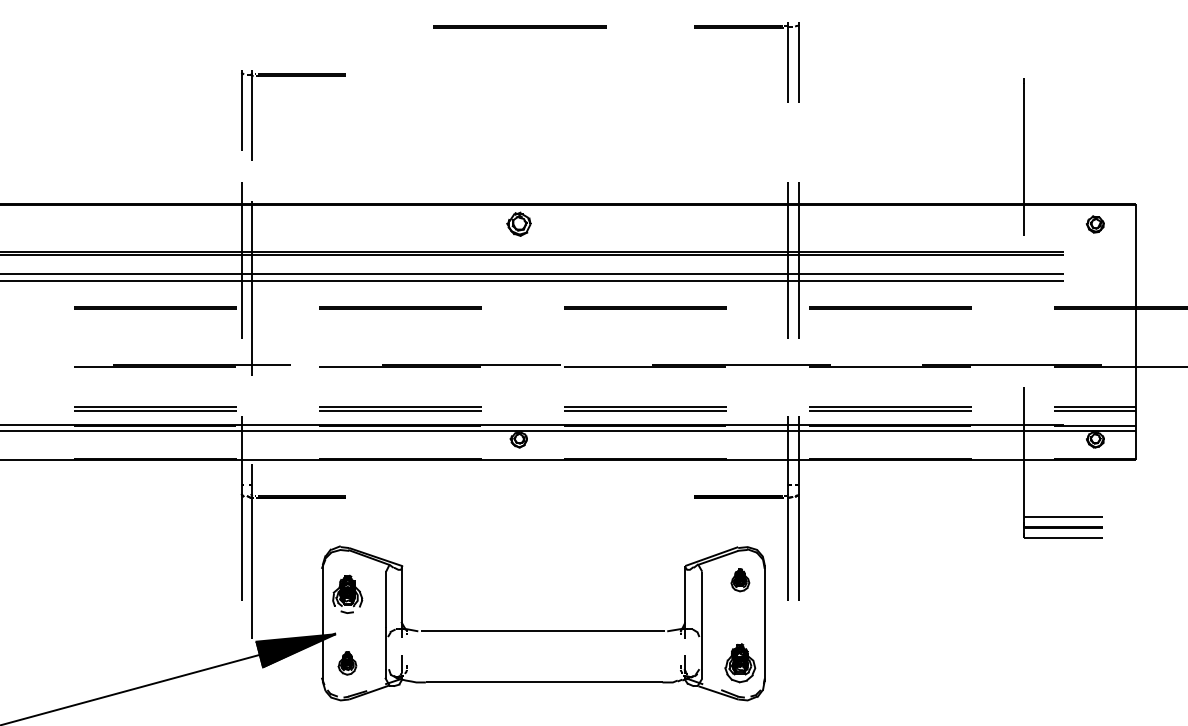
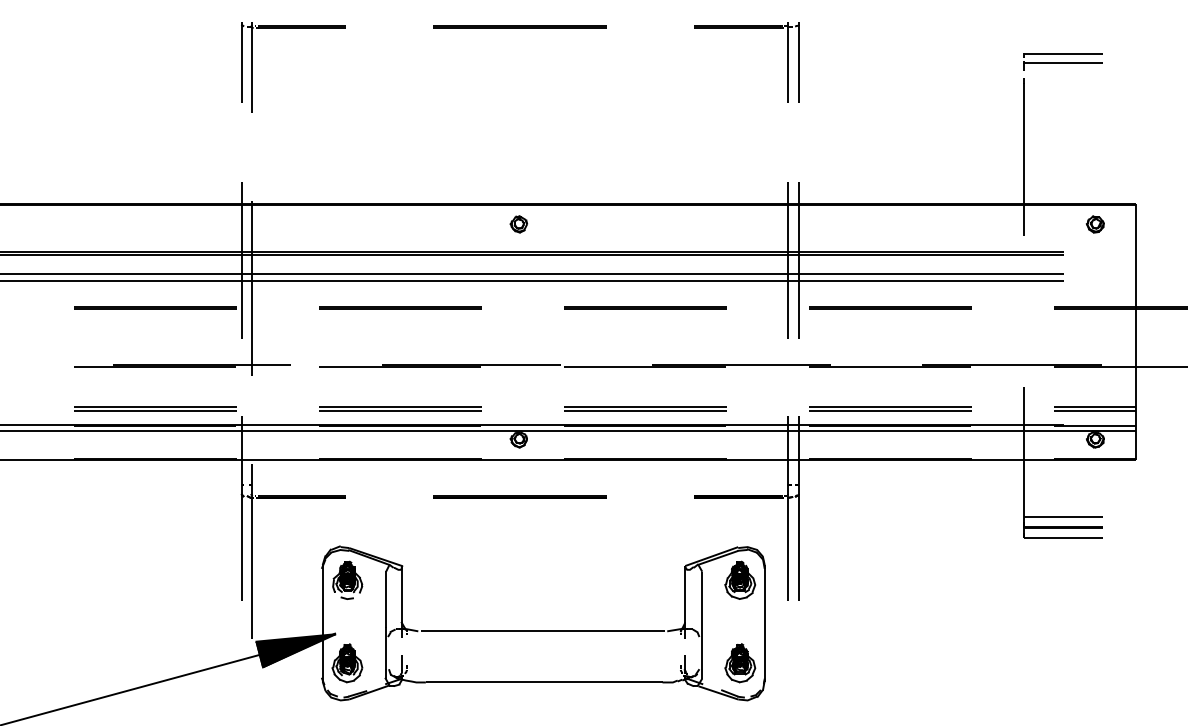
part: none -> present (1062, 61)
part position: (293, 76) -> (293, 28) (293, 28)
part size: 26x26 px -> 19x19 px (518, 224)
line: none -> present (519, 496)
part size: 21x25 px -> 33x40 px (740, 579)
part position: (347, 593) -> (347, 579) (347, 579)
part size: 21x25 px -> 33x41 px (347, 663)
